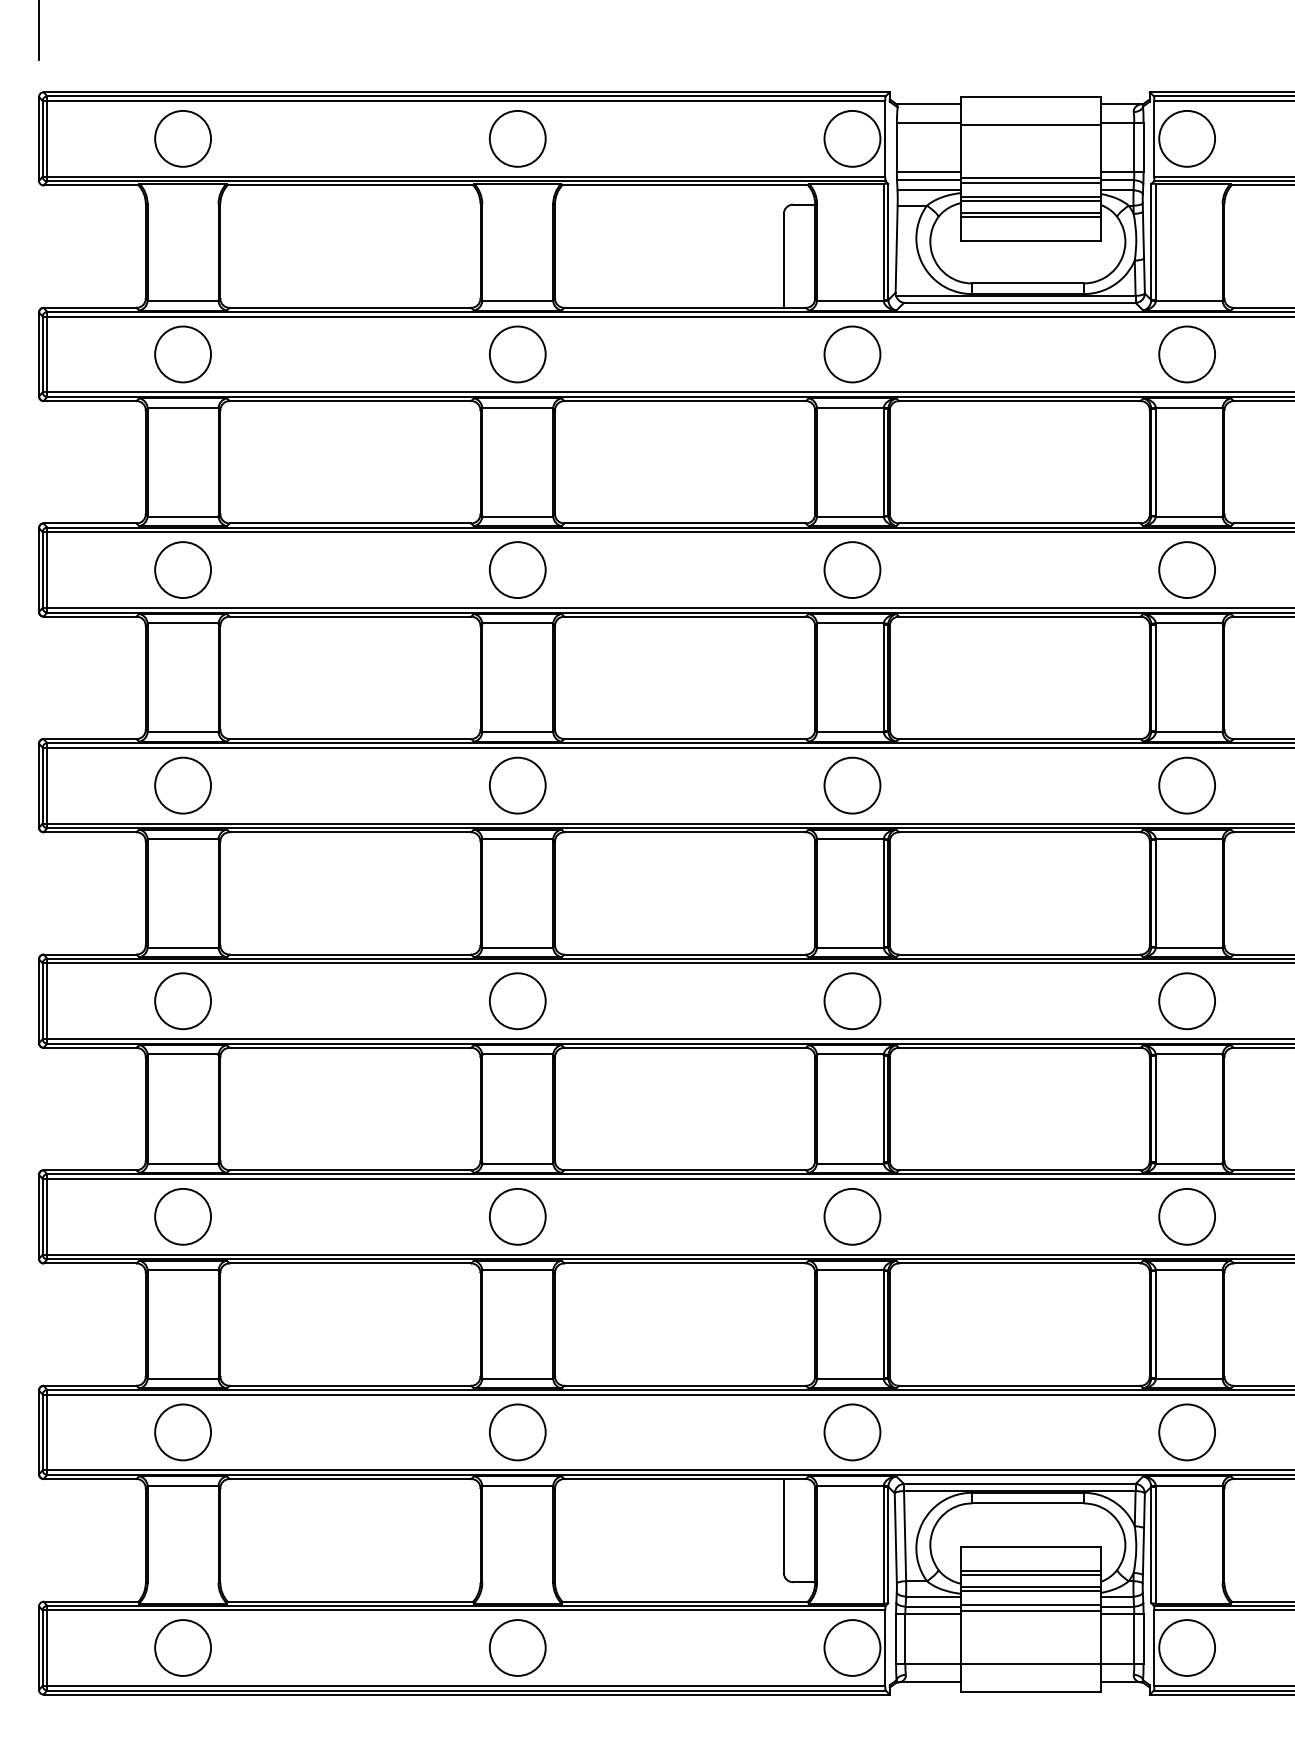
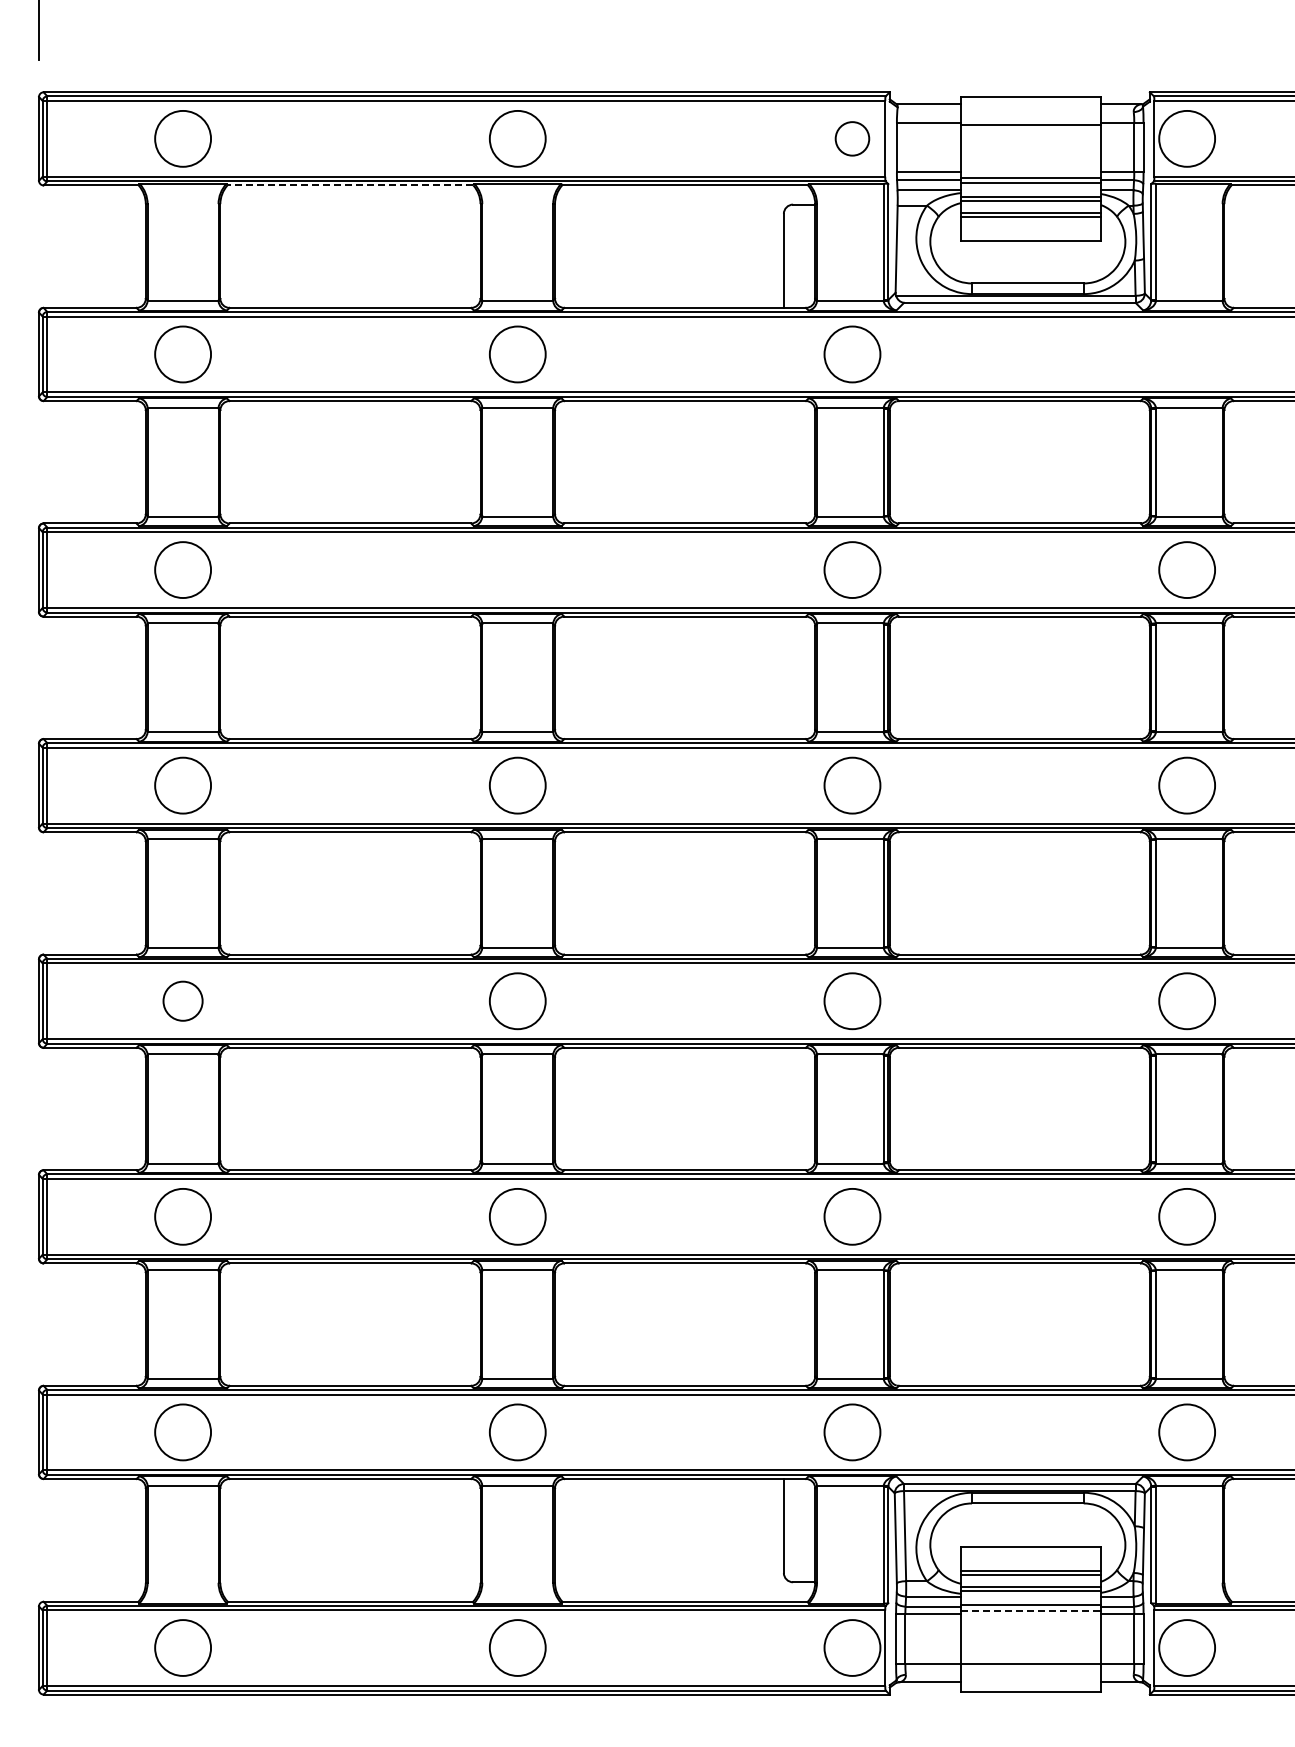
circle diameter: 56 px -> 34 px (852, 138)
line: solid -> dashed (350, 185)
circle: present -> none (1186, 354)
circle: present -> none (517, 569)
circle diameter: 56 px -> 39 px (182, 1000)
line: solid -> dashed (1031, 1611)
